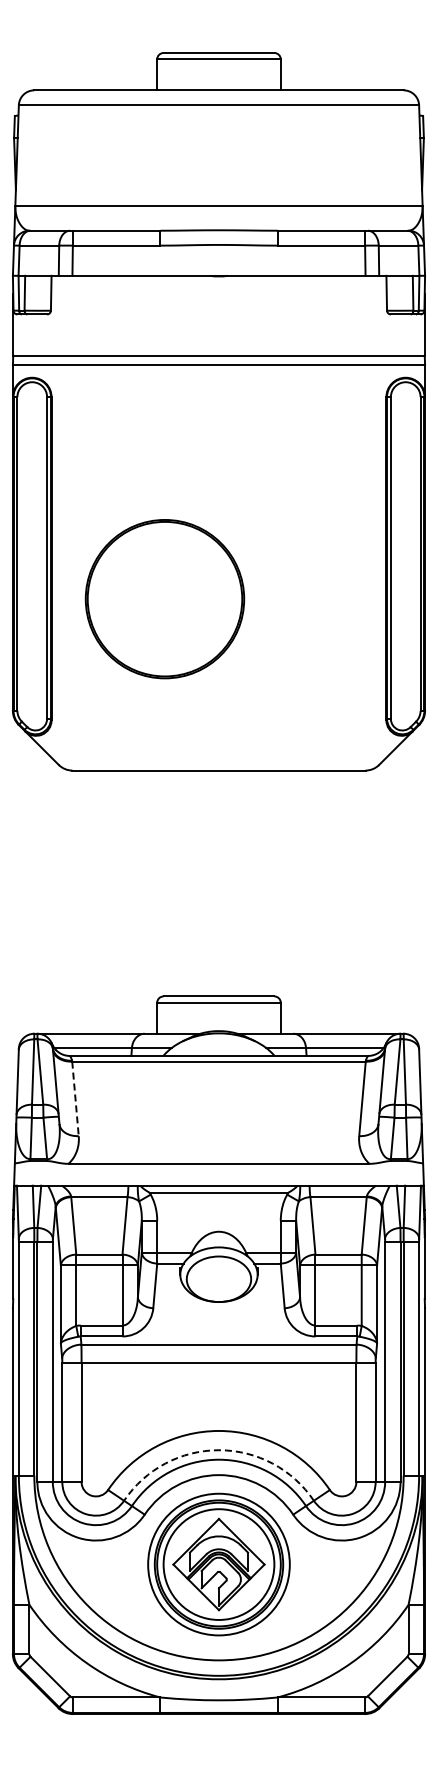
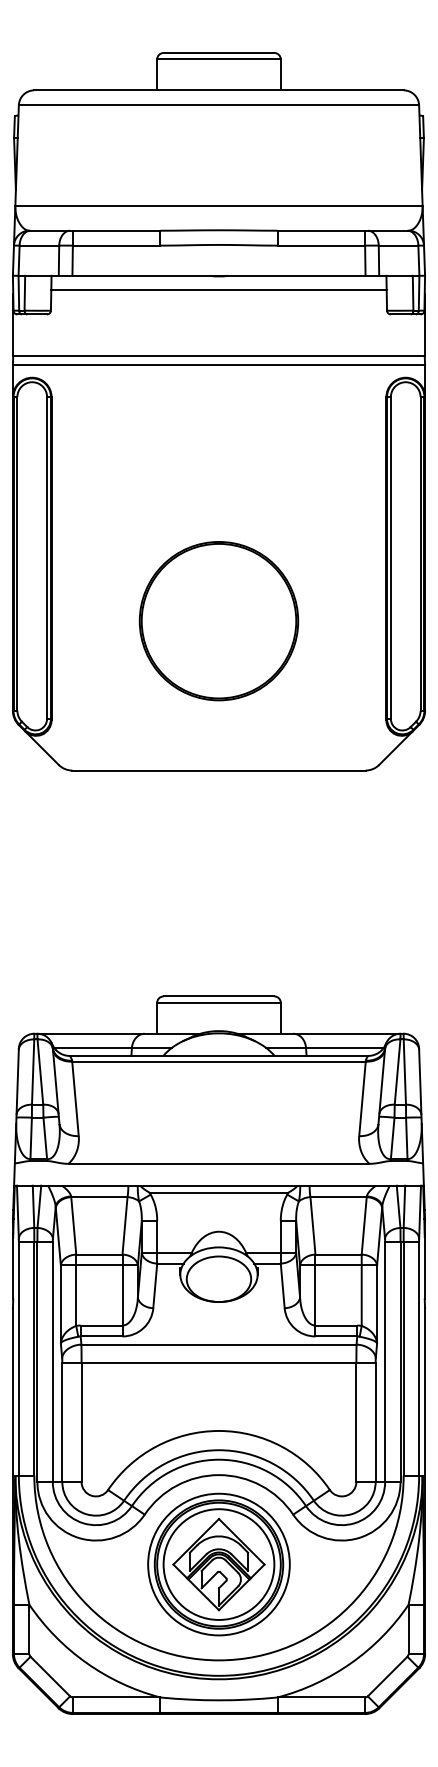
line: none -> present (218, 290)
part position: (164, 599) -> (218, 621) (218, 621)
line: dashed -> solid (75, 1099)
arc: dashed -> solid (219, 1450)
